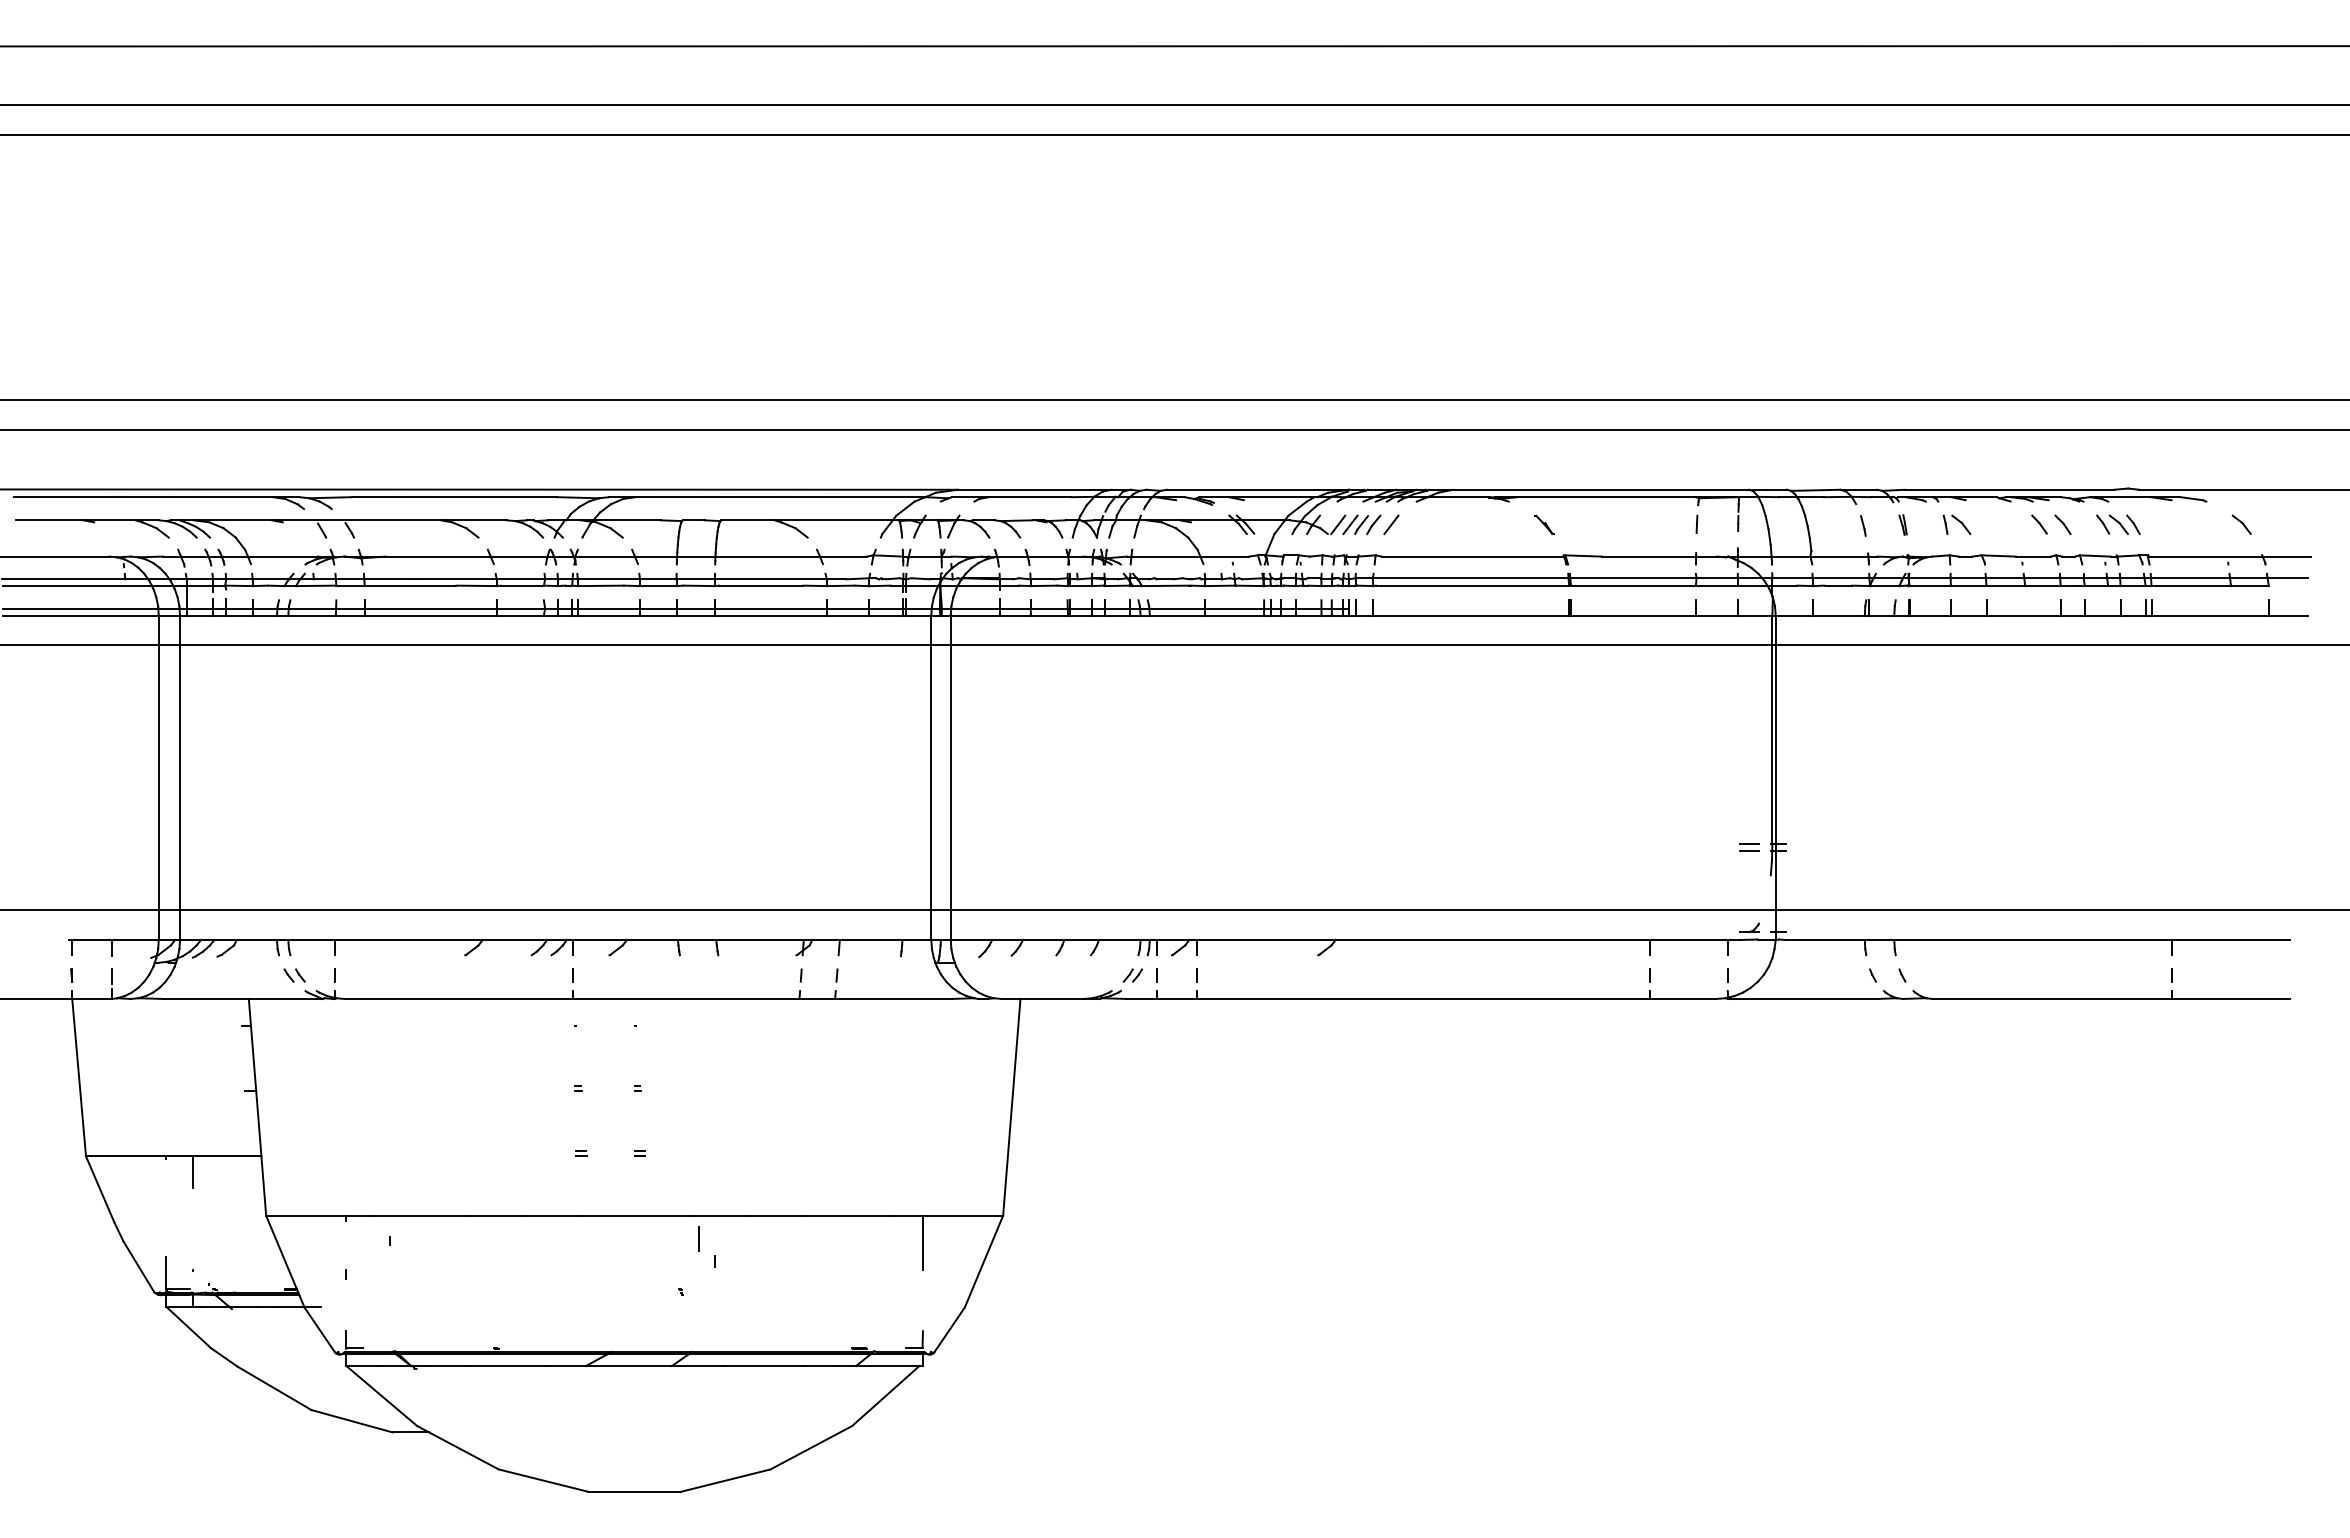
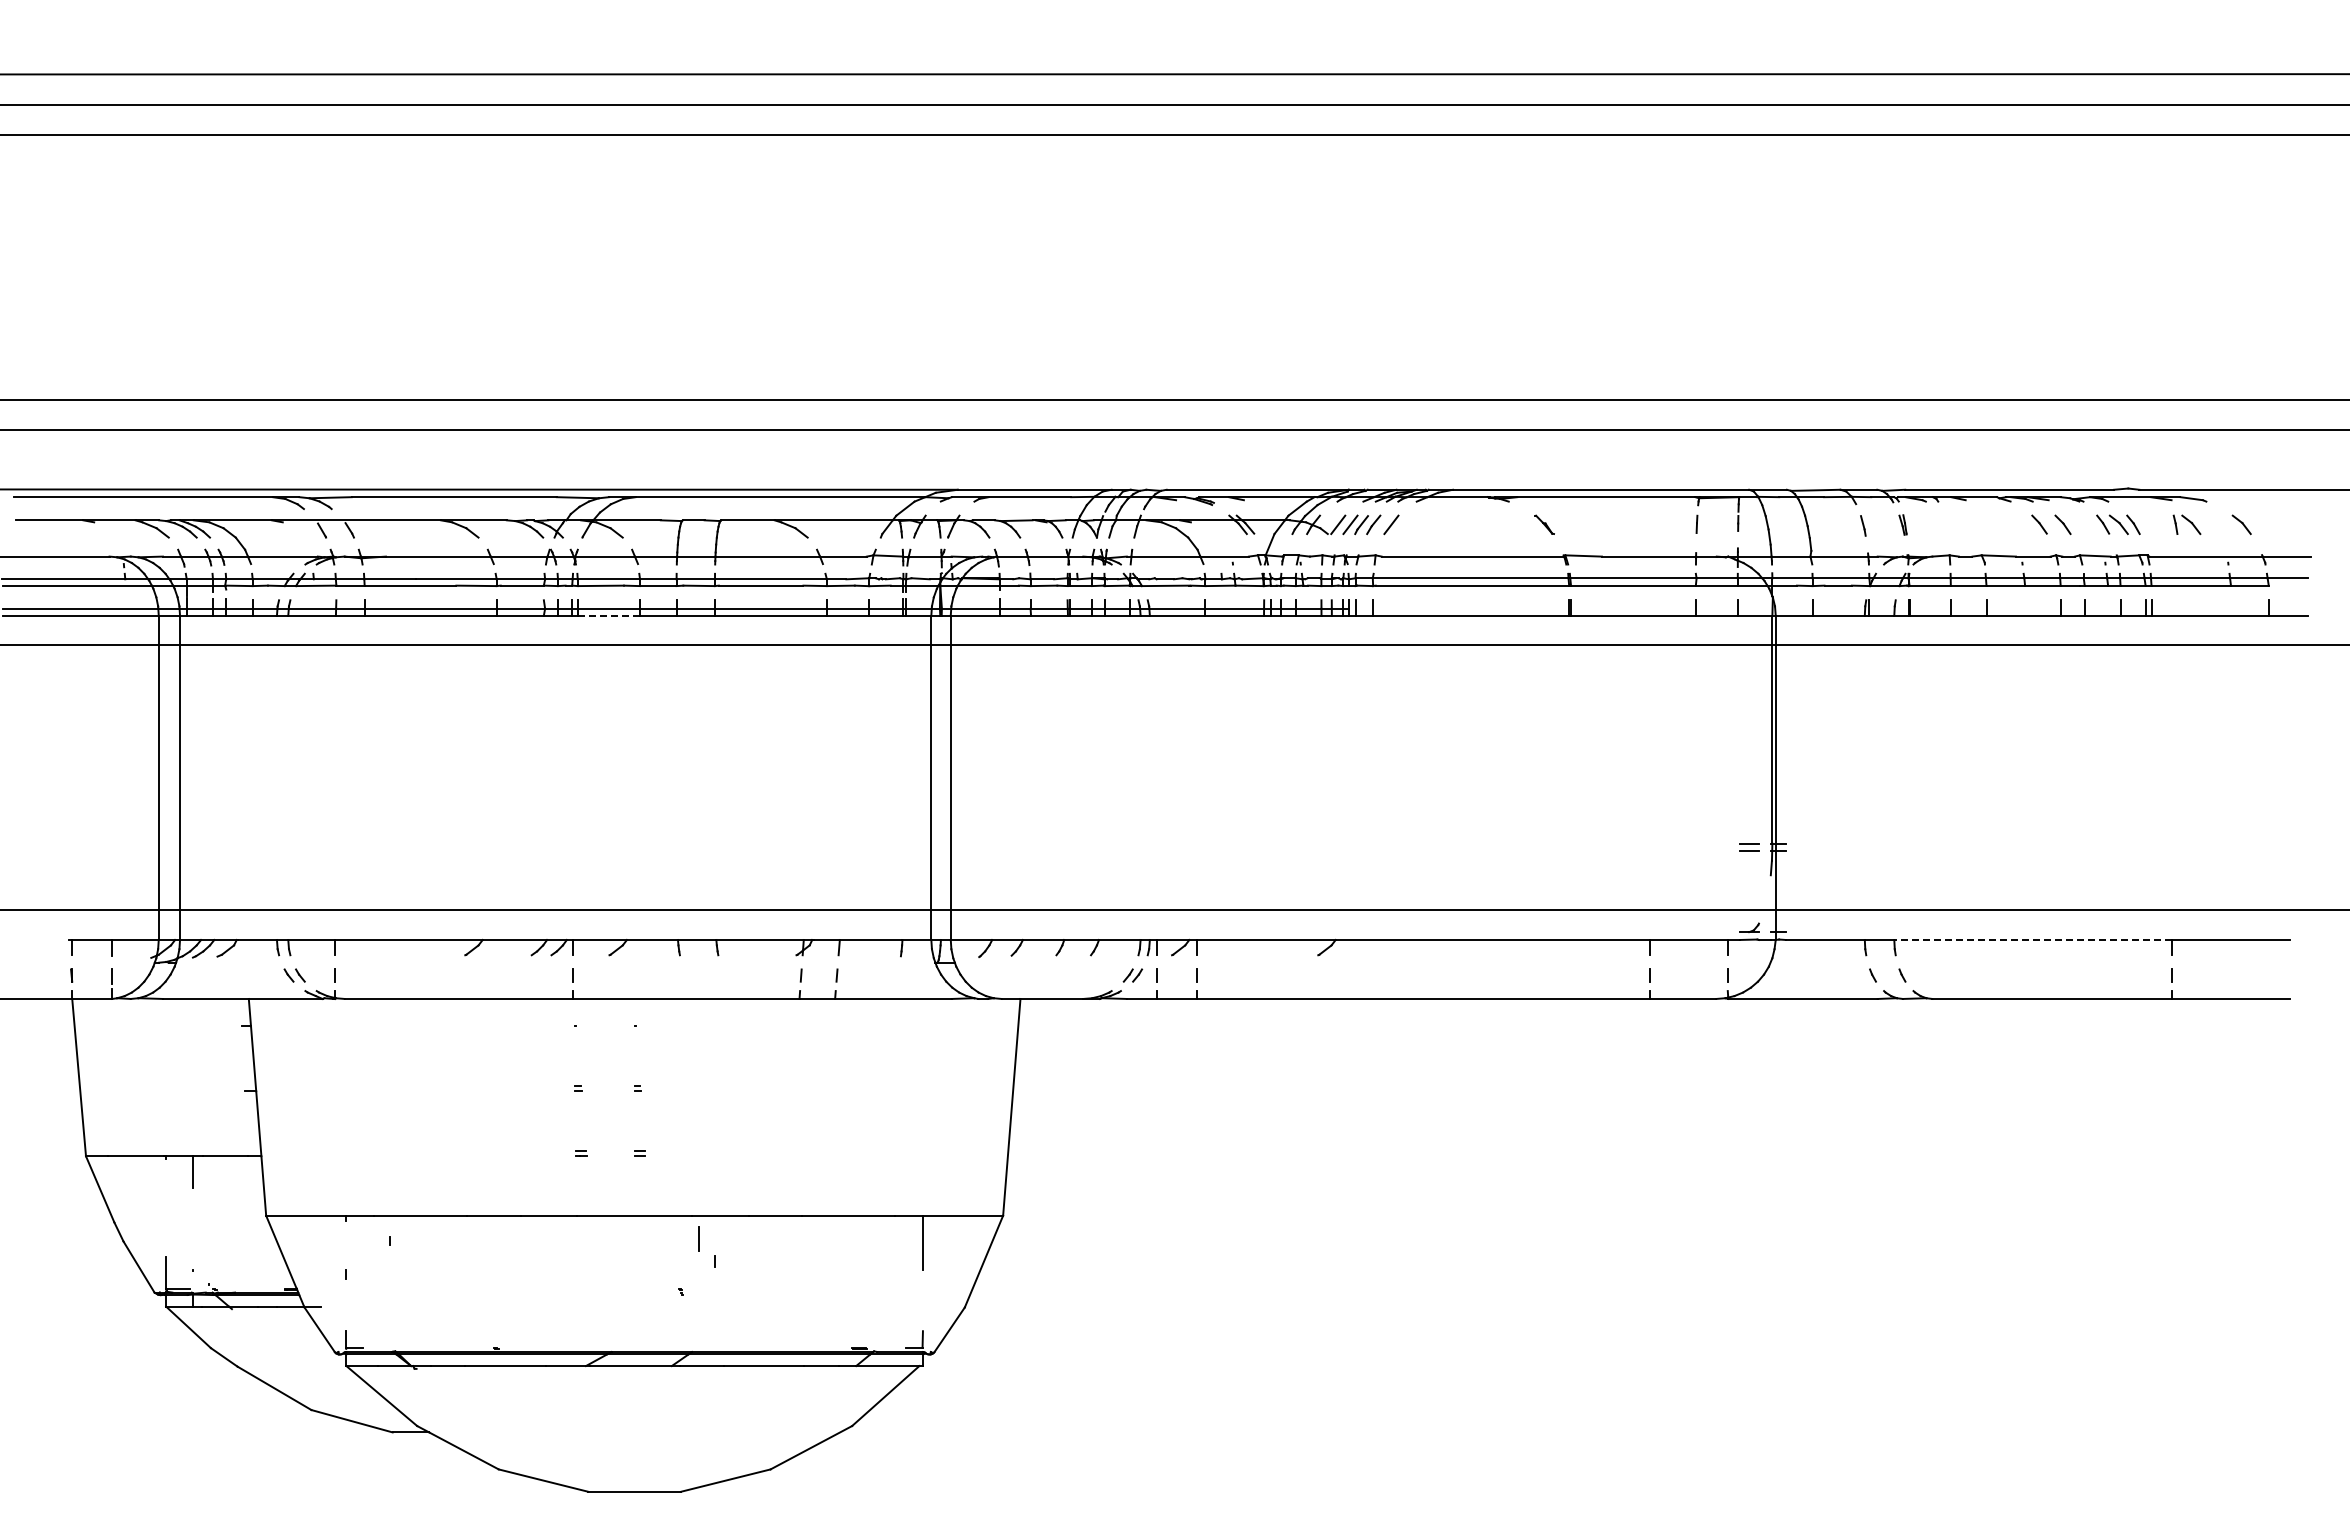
line position: (1174, 46) -> (1174, 74) (1174, 74)
part position: (1956, 524) -> (2186, 524) (2186, 524)
line: solid -> dashed (608, 615)
line: solid -> dashed (2033, 939)
